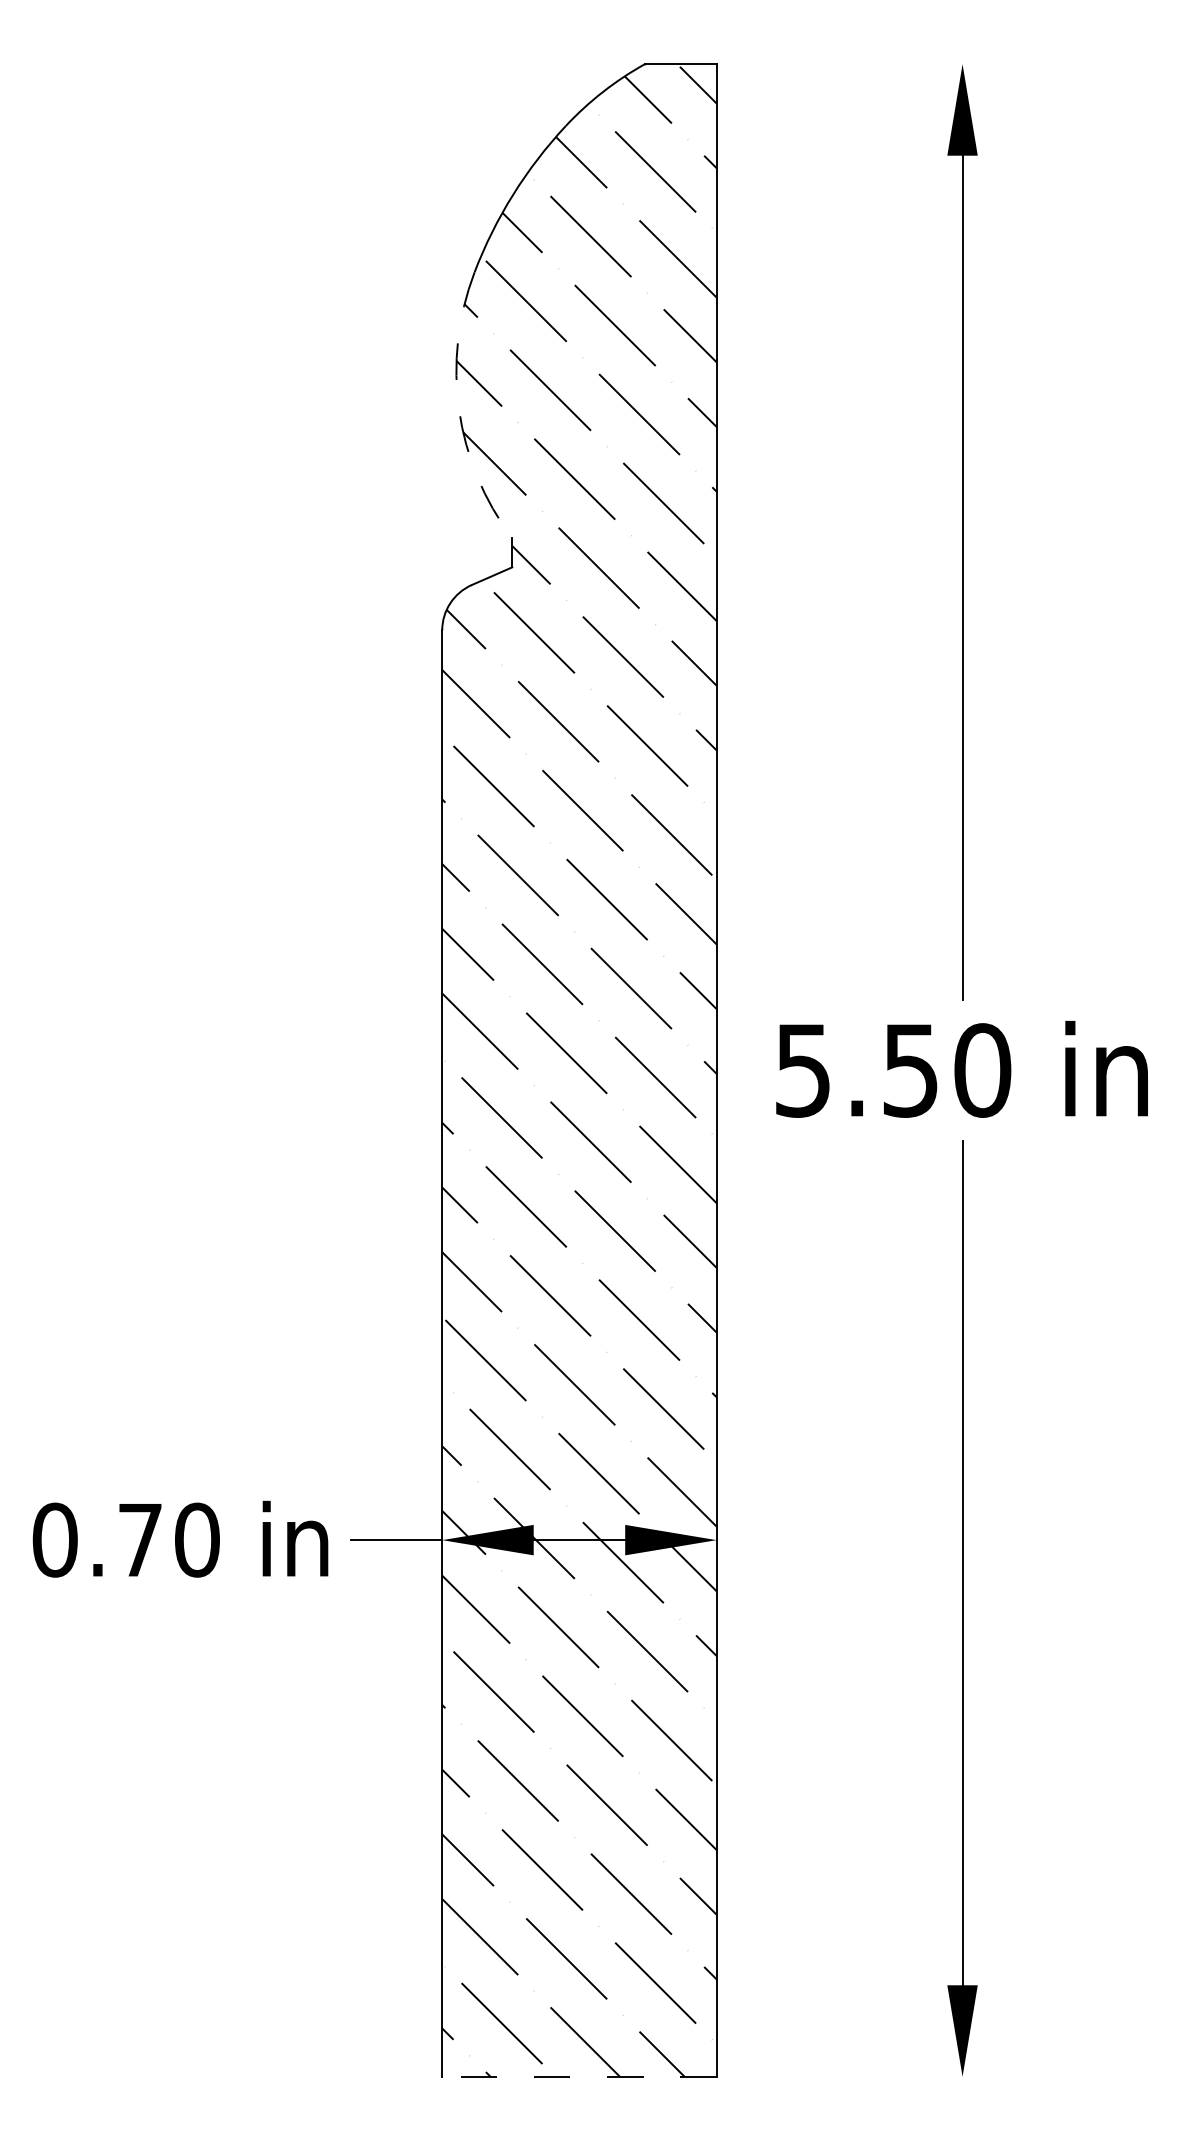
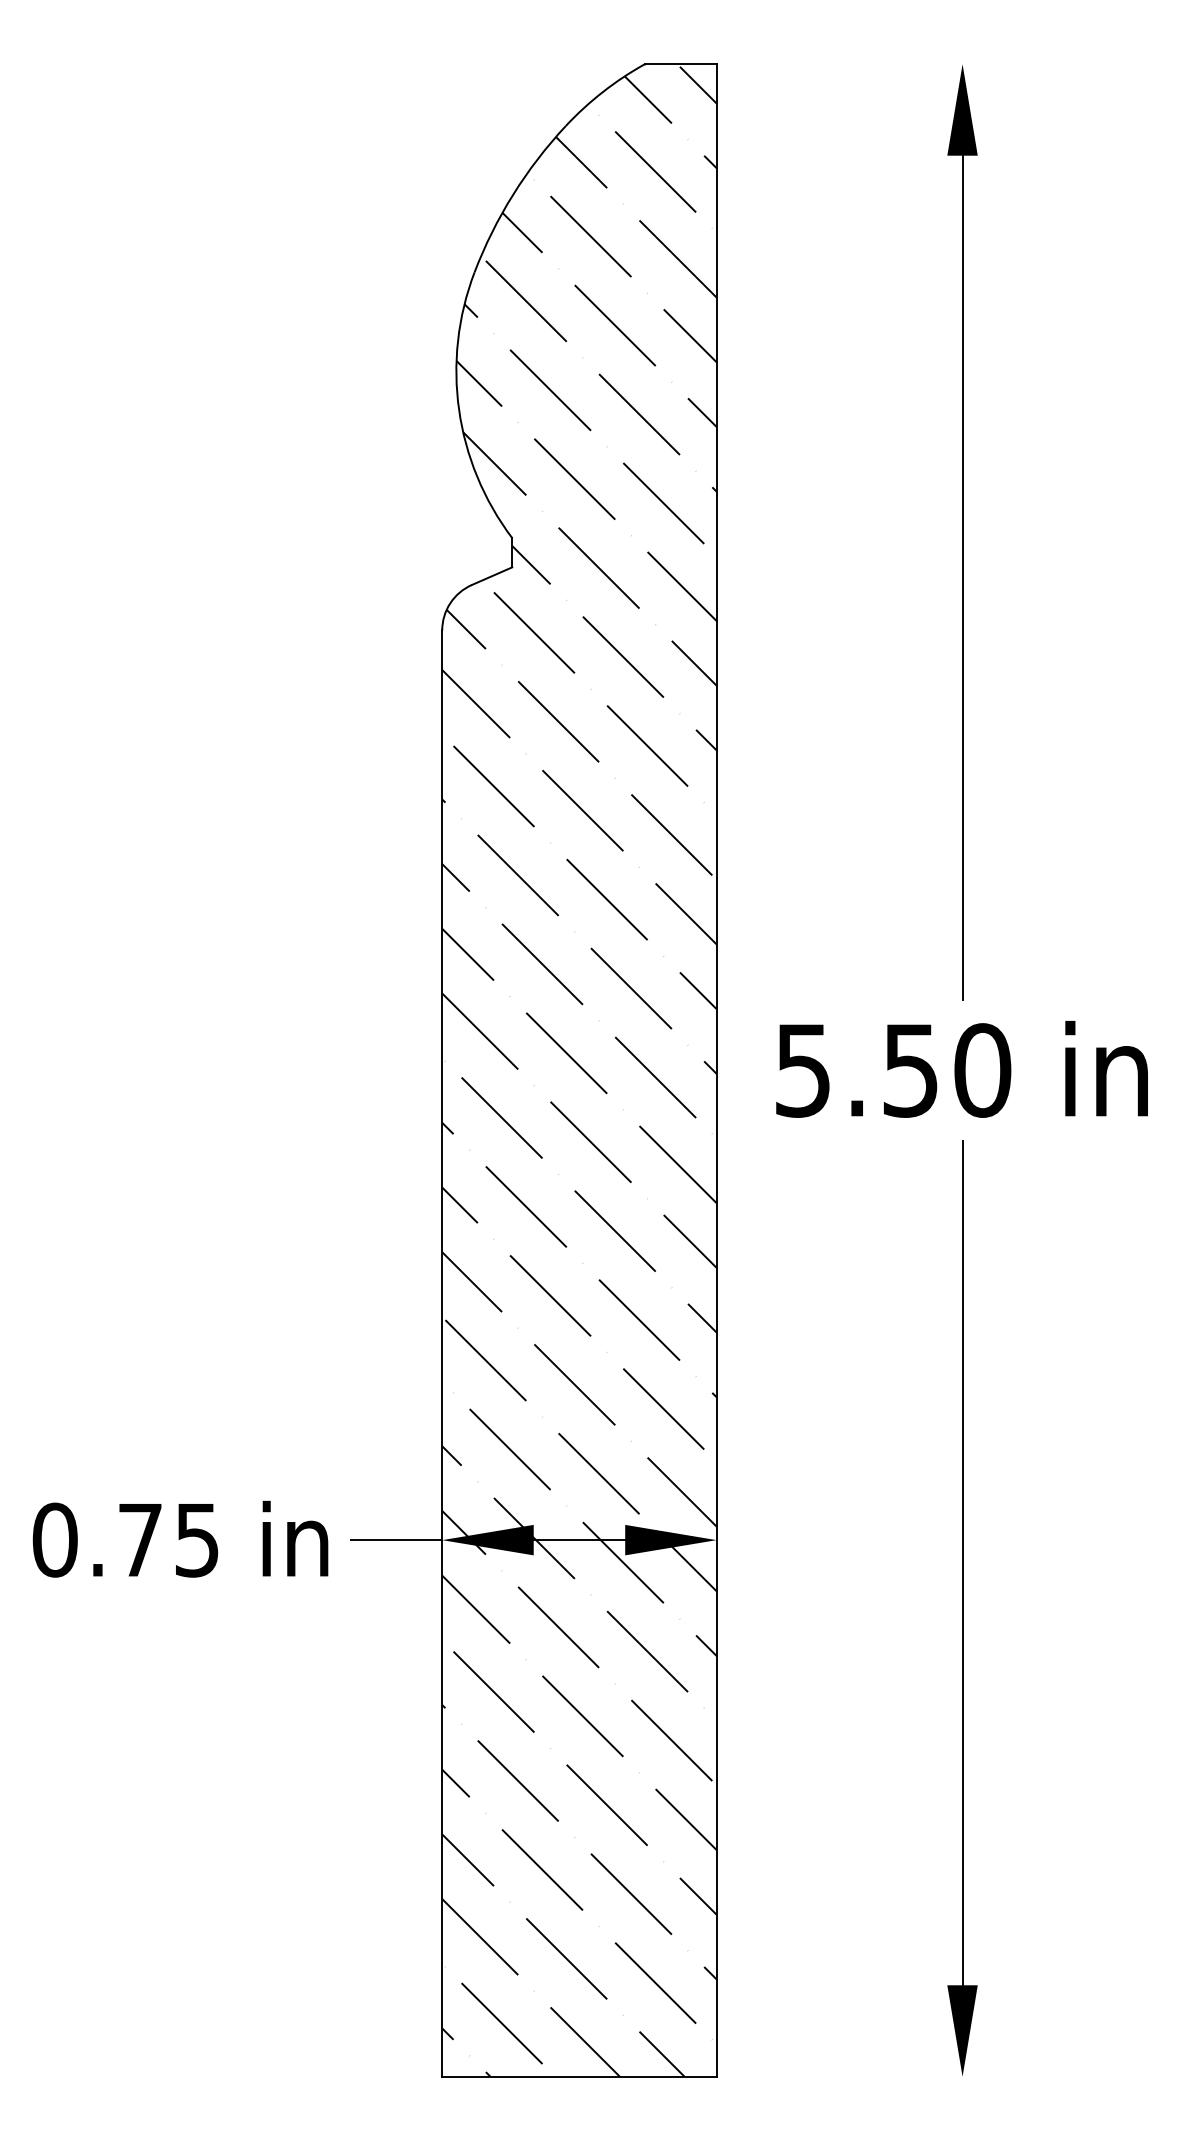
arc: dashed -> solid (459, 410)
text: 0.70 -> 0.75 (197, 1539)
line: dashed -> solid (578, 2076)
